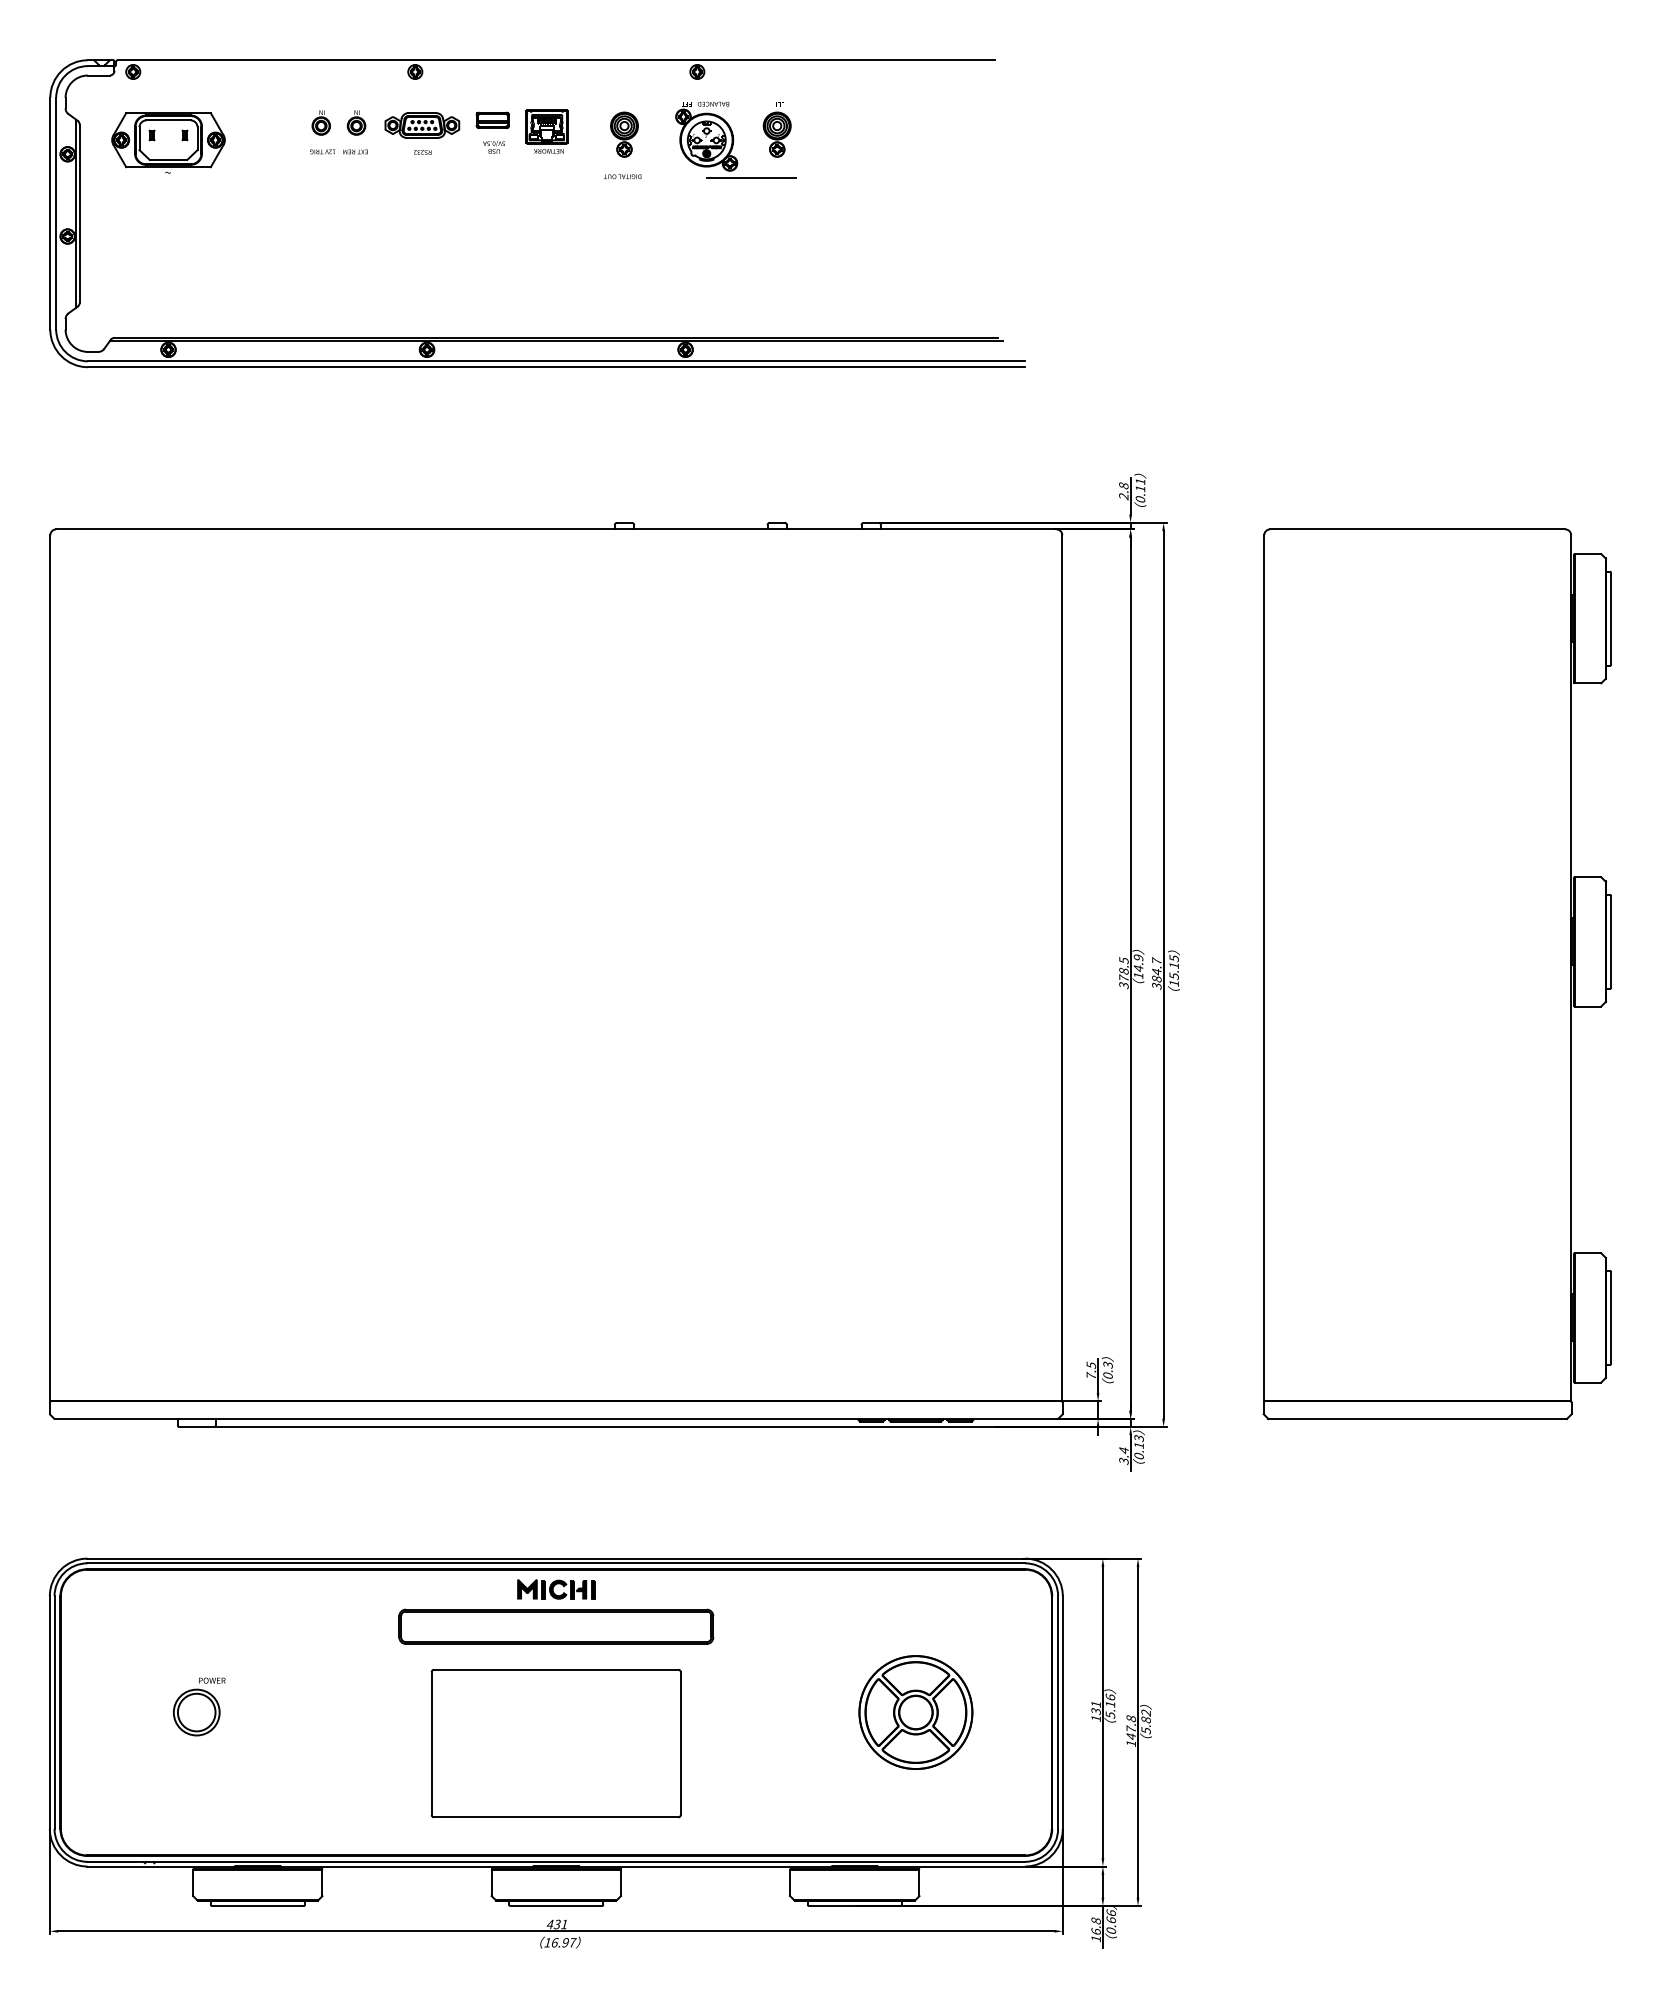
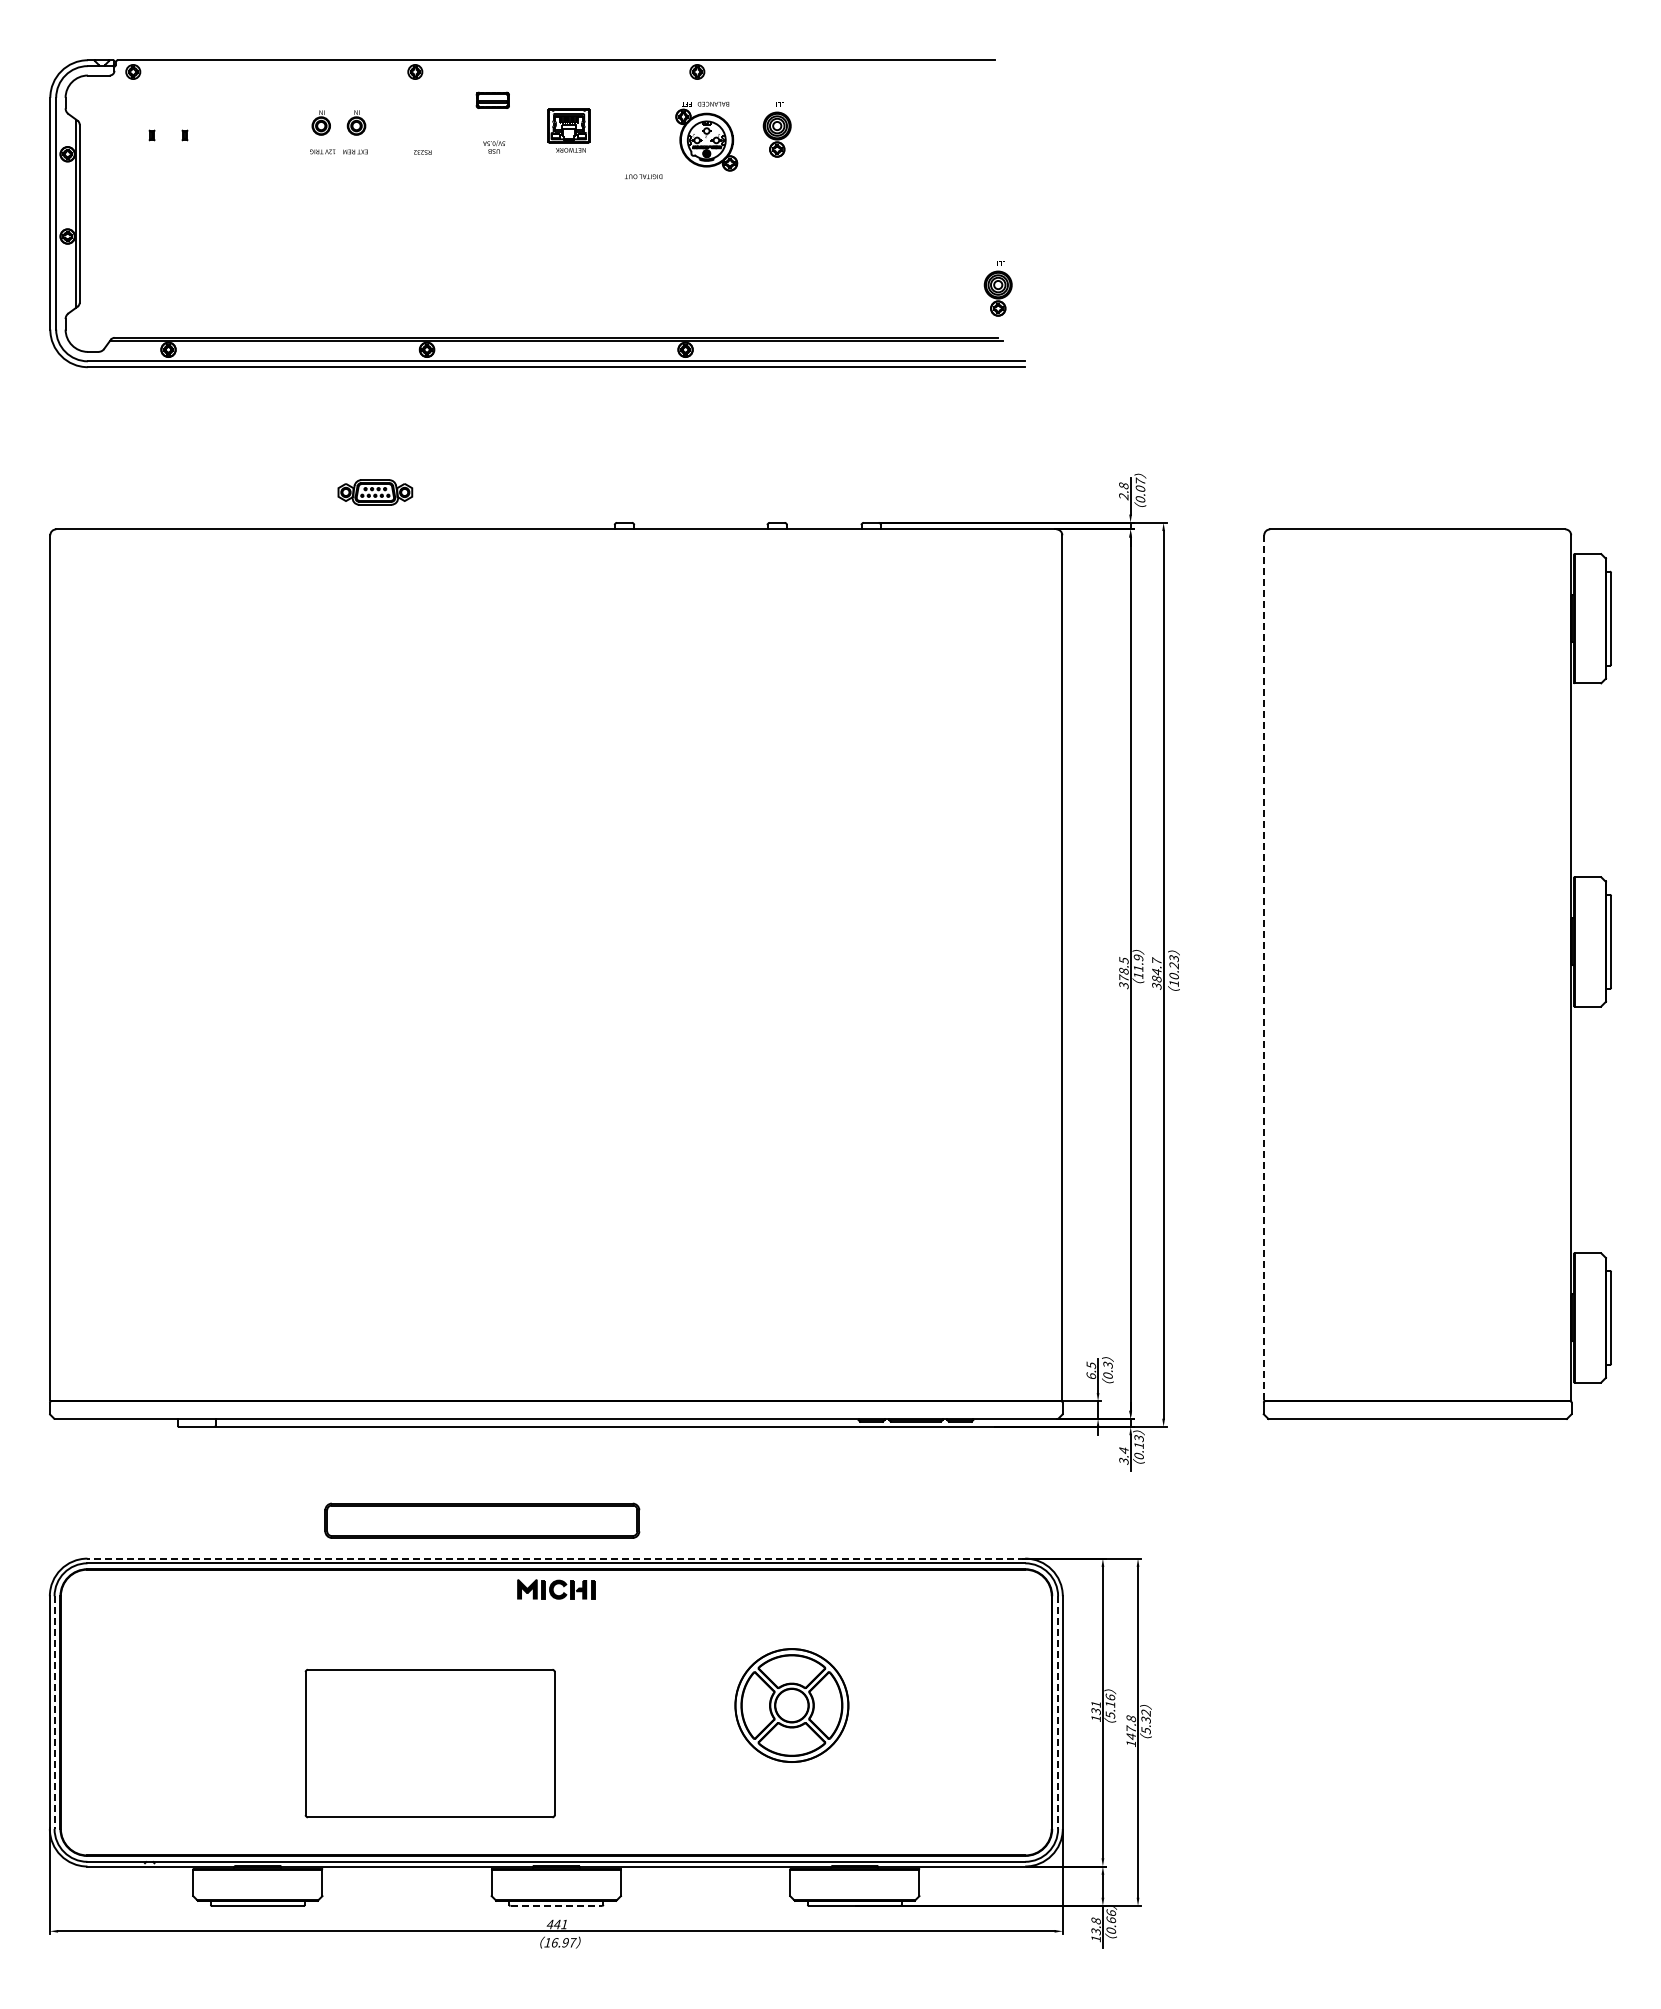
part position: (492, 119) -> (492, 99) (492, 99)
part position: (422, 125) -> (375, 492) (375, 492)
part position: (546, 131) -> (568, 130) (568, 130)
part: present -> none (624, 134)
part: present -> none (168, 142)
text position: (622, 176) -> (643, 176) (643, 176)
line: present -> none (750, 177)
part: none -> present (997, 288)
text: 0.11 -> 0.07 (1140, 484)
text: 15.15 -> 10.23 (1173, 966)
text: 14.9 -> 11.9 (1138, 968)
line: solid -> dashed (1264, 968)
text: 7.5 -> 6.5 (1091, 1375)
line: solid -> dashed (556, 1558)
part position: (556, 1626) -> (482, 1520) (482, 1520)
part: present -> none (199, 1706)
part position: (915, 1712) -> (791, 1705) (791, 1705)
line: solid -> dashed (54, 1713)
line: solid -> dashed (1058, 1713)
text: 5.82 -> 5.32 (1145, 1719)
part position: (555, 1743) -> (429, 1743) (429, 1743)
line: solid -> dashed (556, 1906)
text: 431 -> 441 (556, 1924)
text: 16.8 -> 13.8 (1095, 1931)
